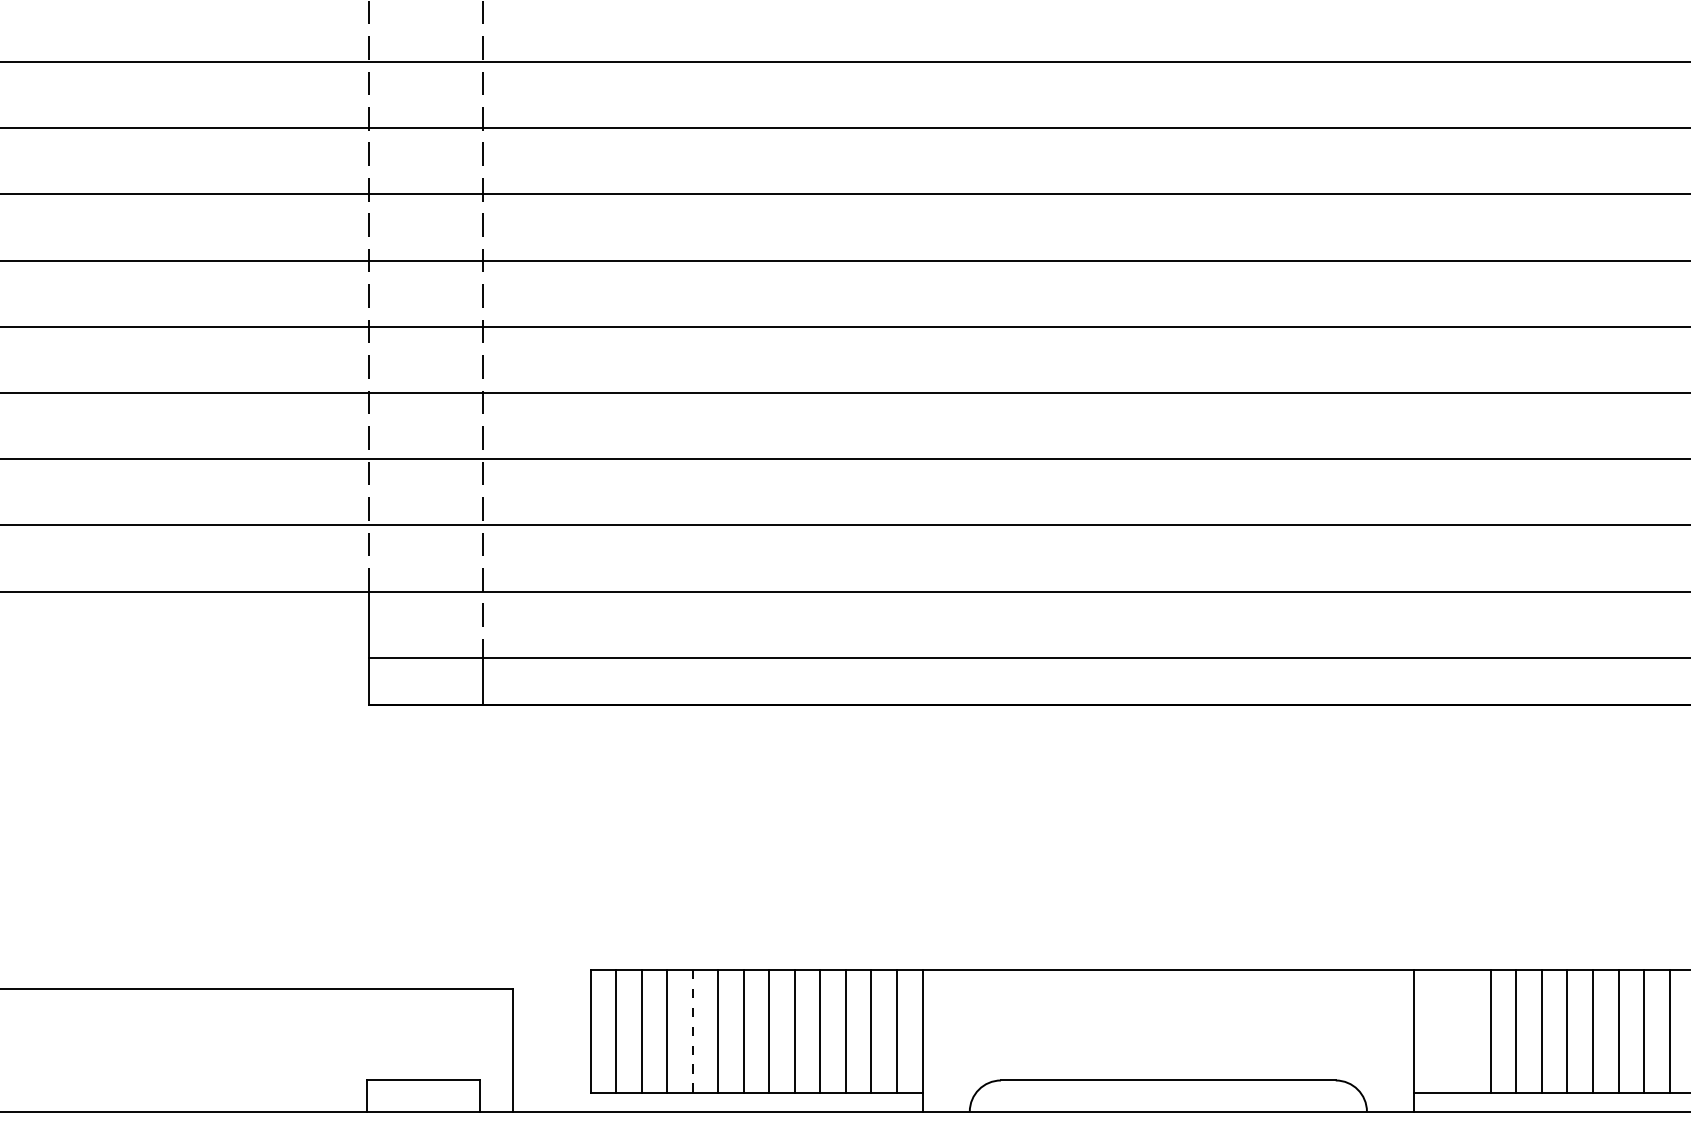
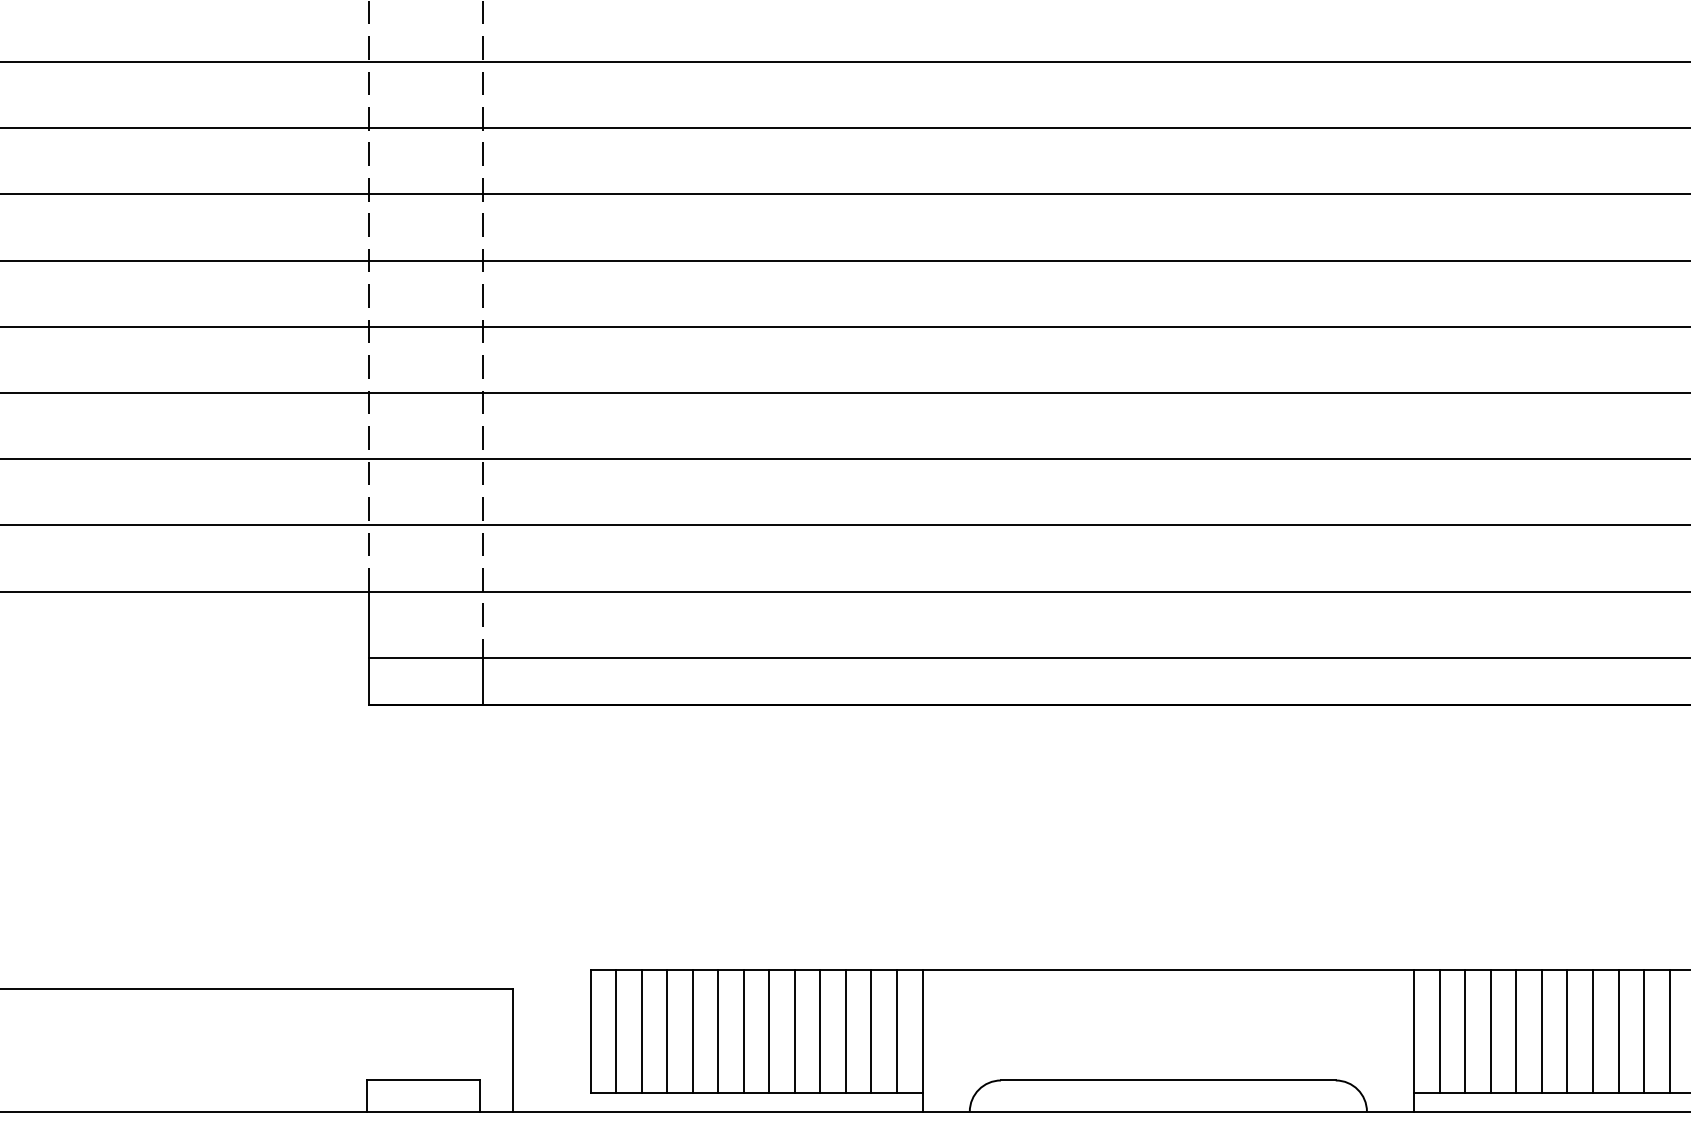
line: none -> present (1439, 1030)
line: none -> present (1465, 1030)
line: dashed -> solid (692, 1031)
